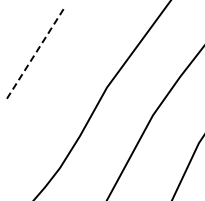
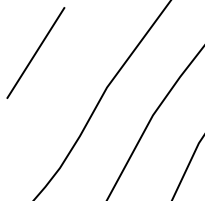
line: dashed -> solid (36, 52)
